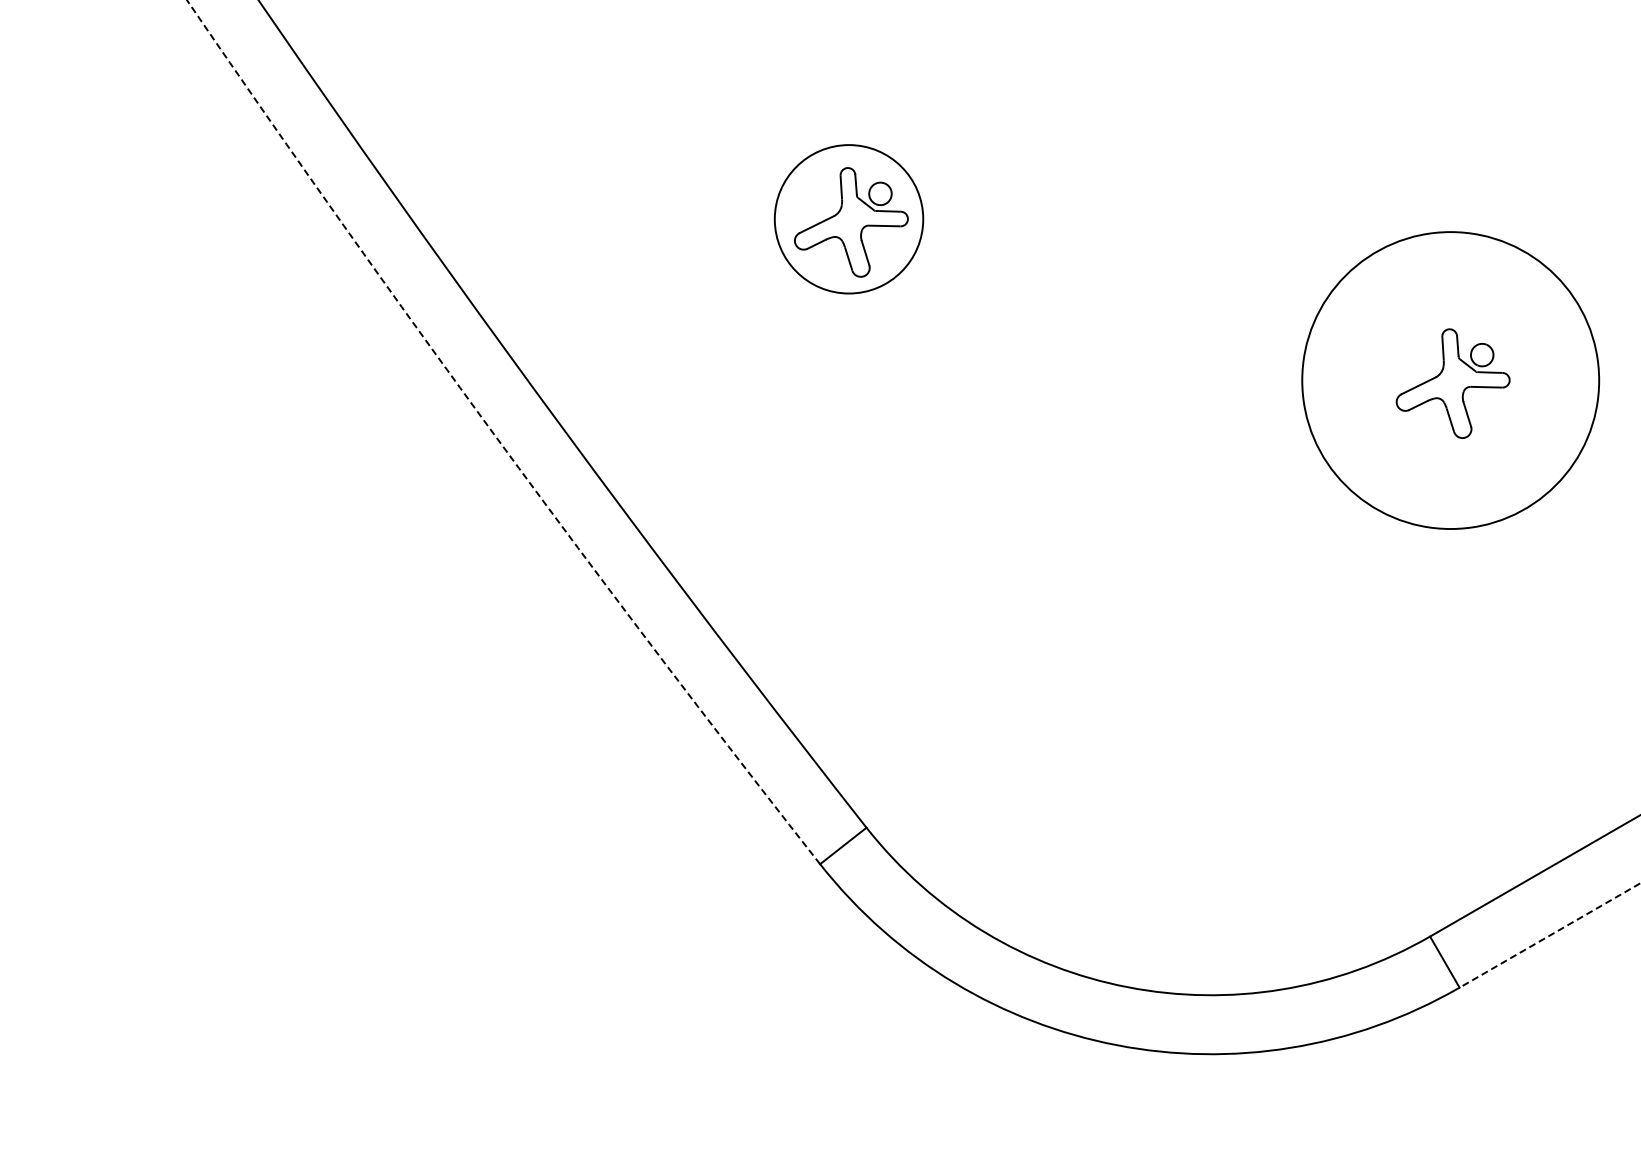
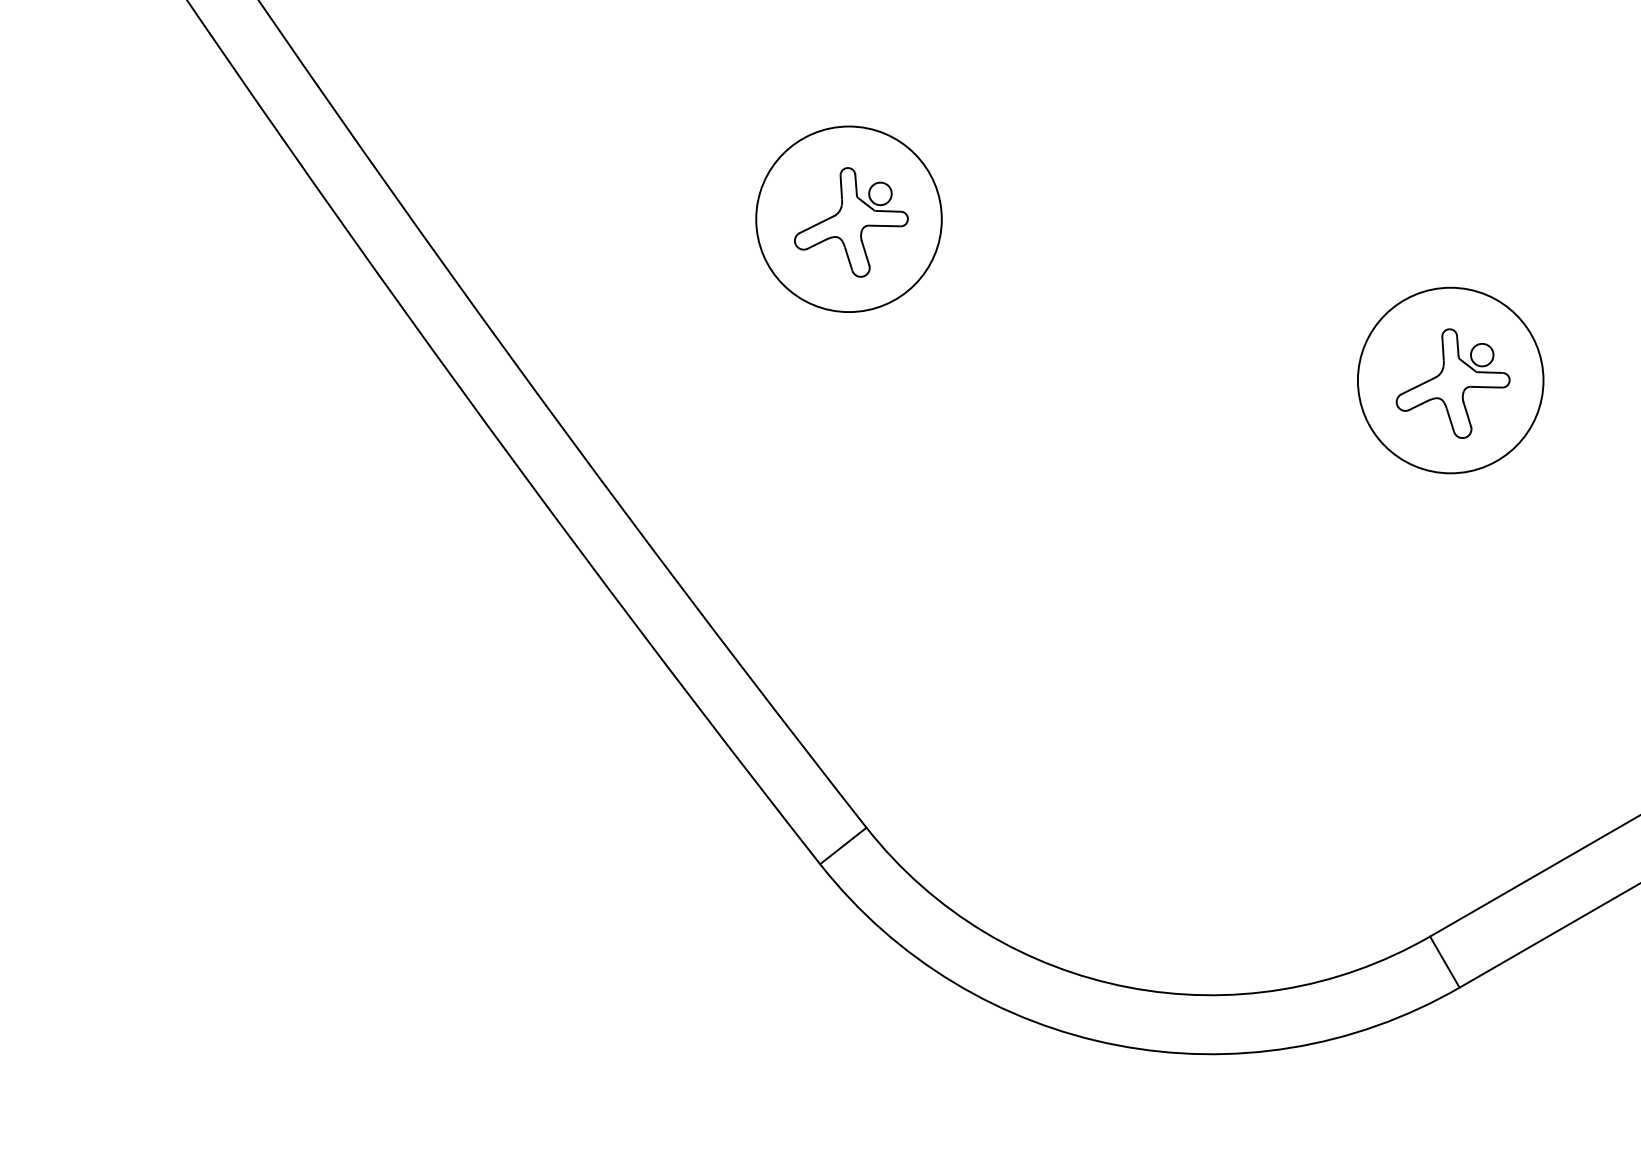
circle diameter: 148 px -> 186 px (848, 219)
circle diameter: 297 px -> 186 px (1450, 380)
arc: dashed -> solid (496, 437)
line: dashed -> solid (1549, 935)
